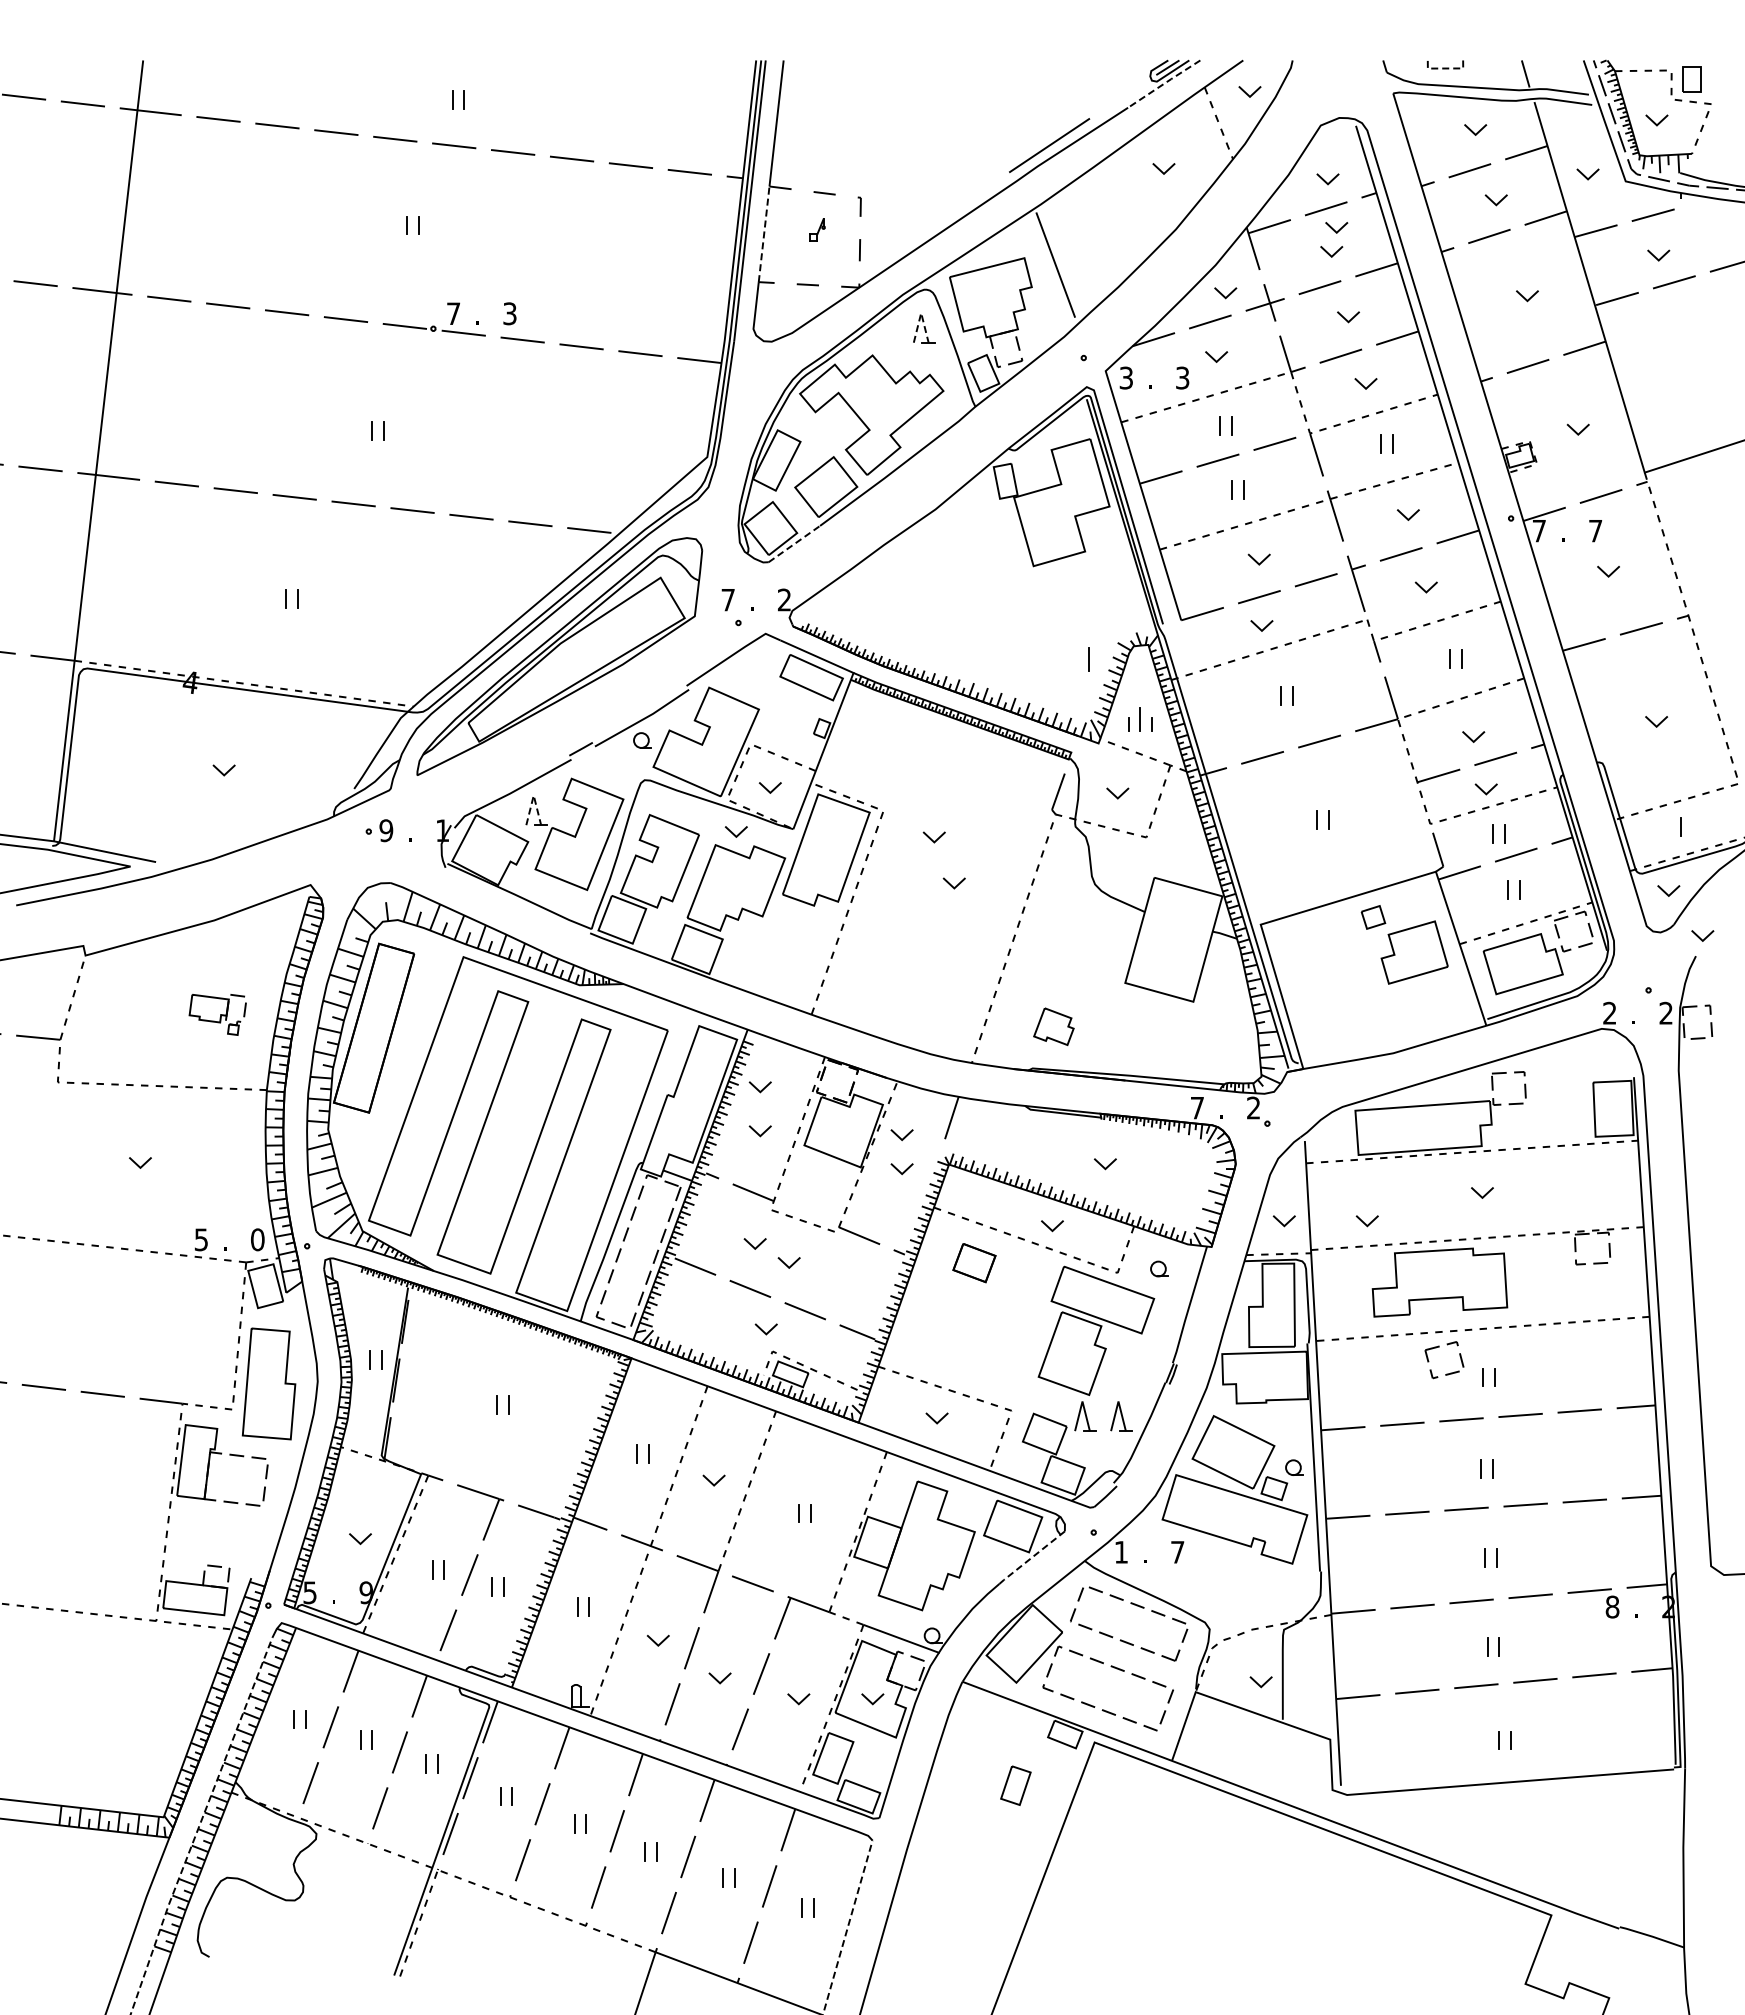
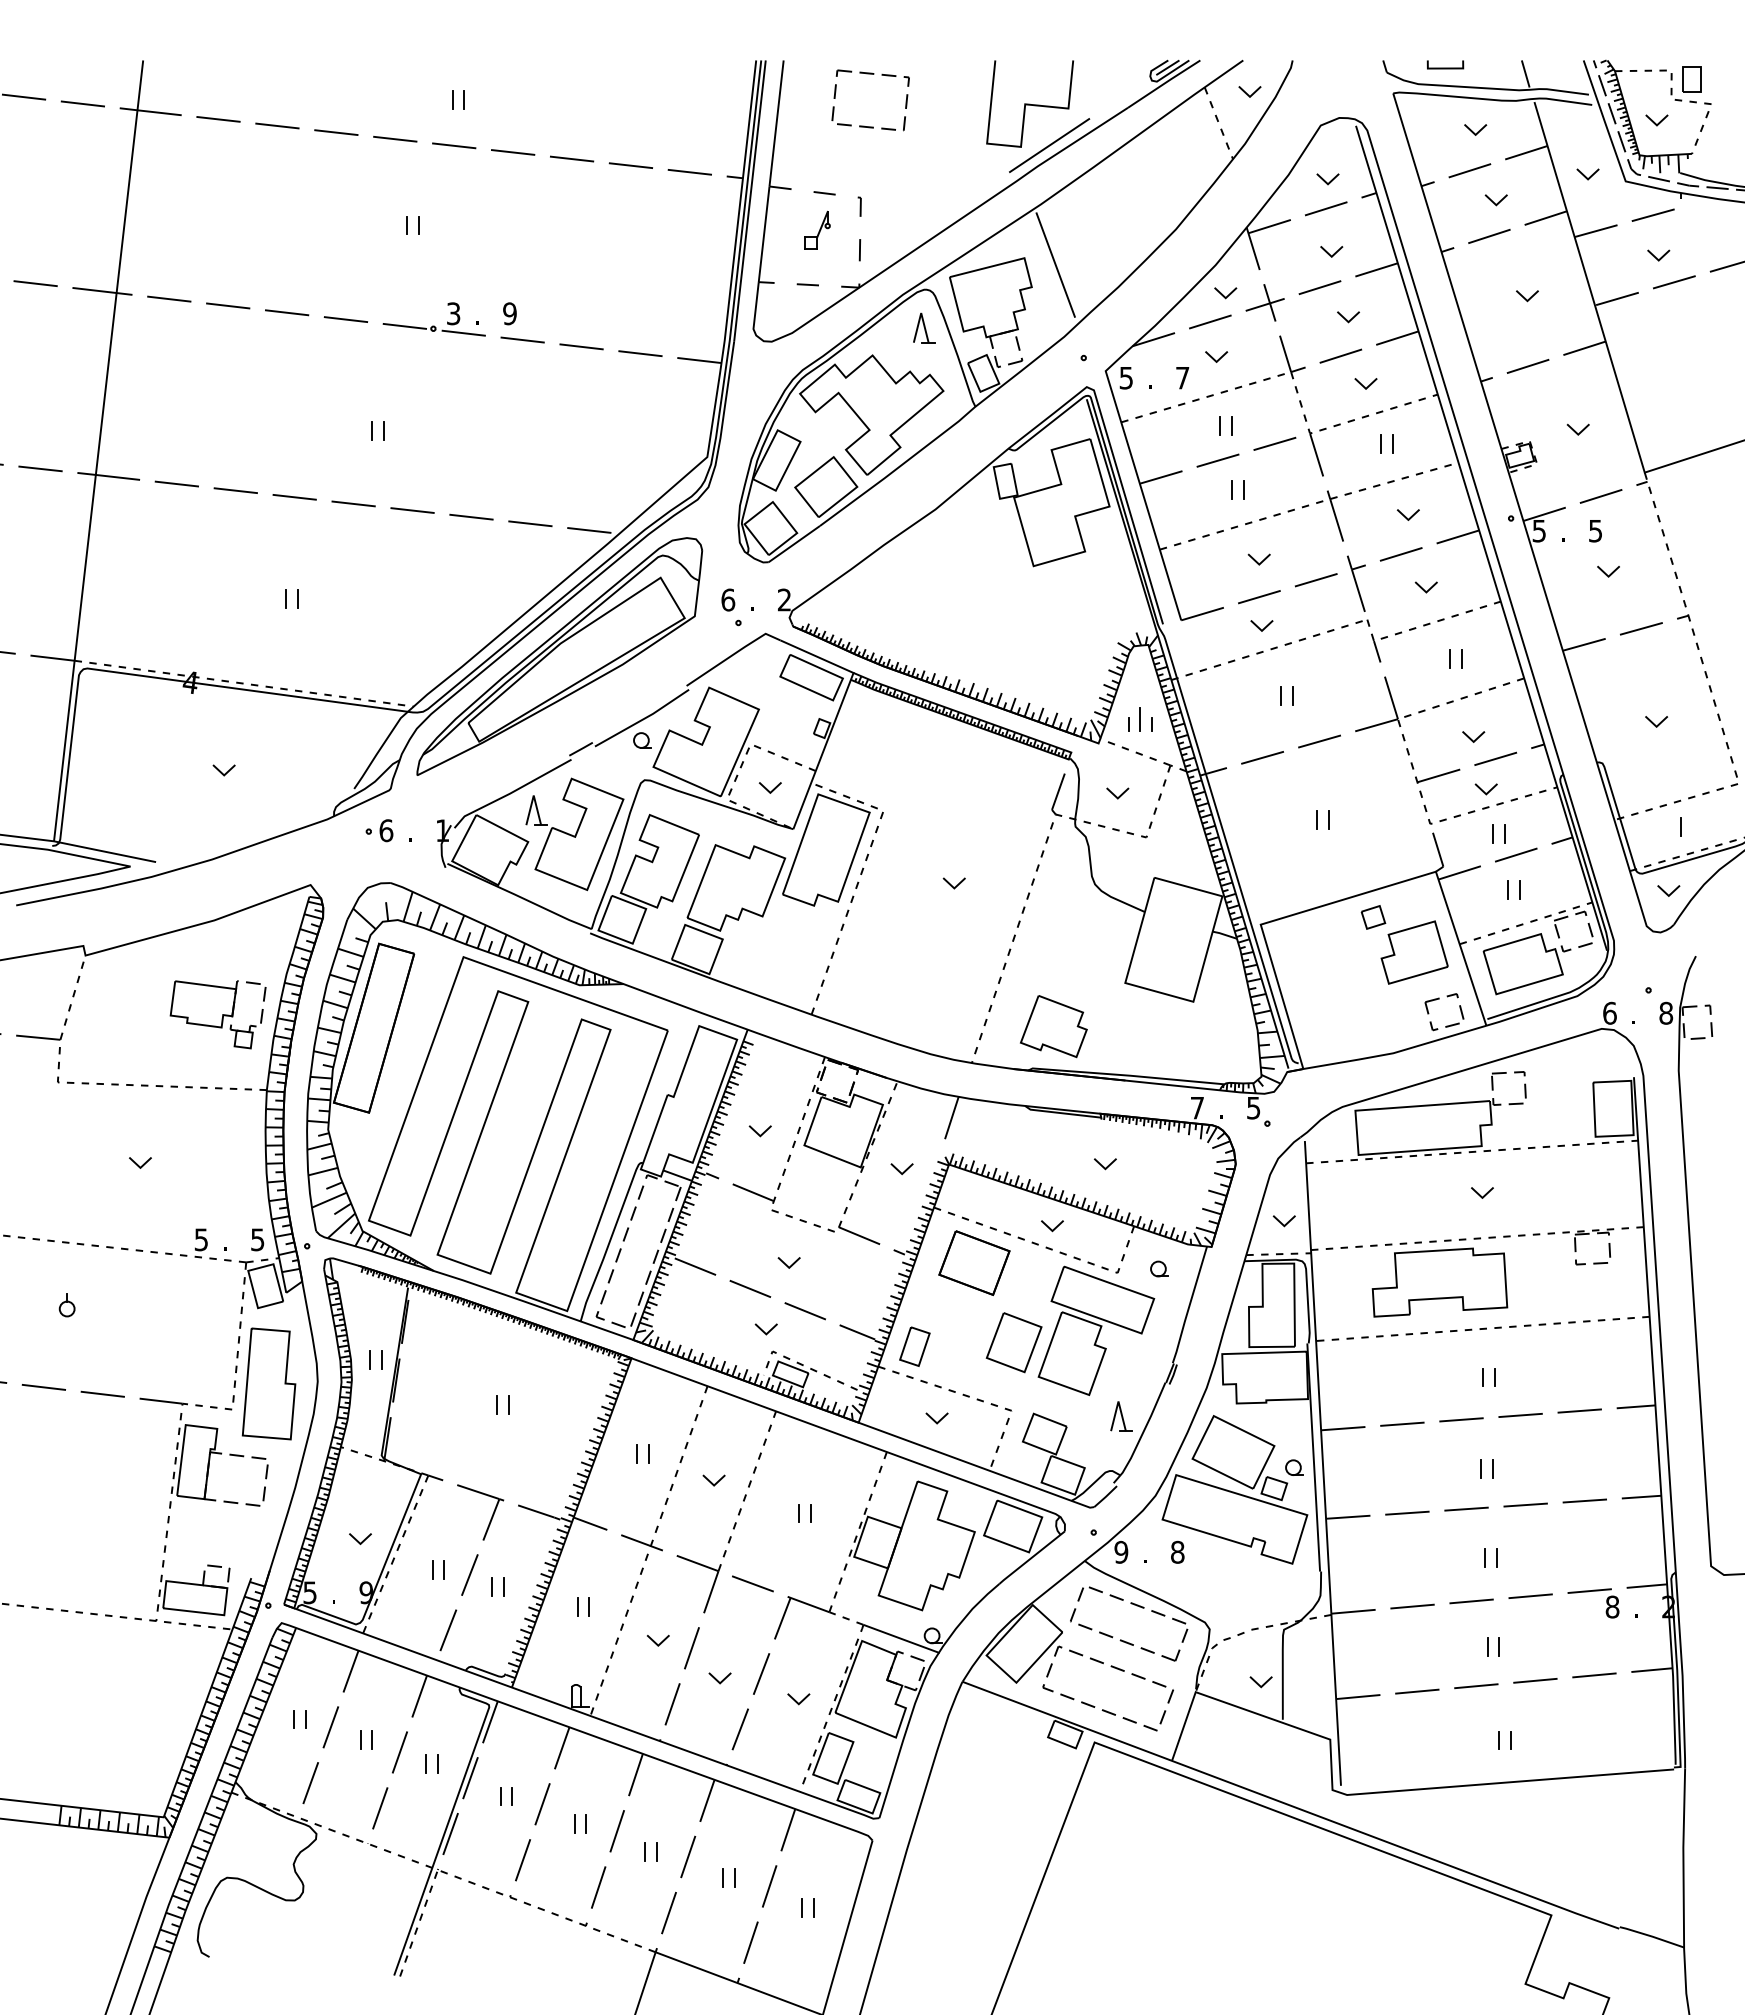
line: dashed -> solid (1445, 68)
line: dashed -> solid (1164, 83)
curve: none -> present (1029, 103)
part: none -> present (864, 125)
line: present -> none (1161, 170)
part size: 17x24 px -> 27x40 px (817, 229)
line: present -> none (1334, 229)
line: dashed -> solid (764, 233)
text: 7 -> 3 (453, 313)
text: 3 -> 9 (509, 313)
line: dashed -> solid (921, 313)
text: 3 -> 5 (1126, 377)
text: 3 -> 7 (1182, 377)
text: 7 -> 5 (1538, 531)
text: 7 -> 5 (1595, 531)
line: dashed -> solid (794, 543)
text: 7 -> 6 (728, 599)
line: present -> none (1088, 659)
line: dashed -> solid (533, 795)
text: 9 -> 6 (386, 830)
line: present -> none (733, 832)
line: present -> none (931, 838)
line: present -> none (1700, 937)
text: 2 -> 6 (1609, 1012)
text: 2 -> 8 (1666, 1013)
part size: 59x42 px -> 98x70 px (217, 1014)
part size: 42x39 px -> 68x64 px (1053, 1026)
line: present -> none (757, 1088)
text: 2 -> 5 (1253, 1107)
line: present -> none (899, 1136)
line: present -> none (1364, 1222)
text: 0 -> 5 (257, 1239)
line: present -> none (753, 1245)
part size: 45x41 px -> 73x66 px (974, 1262)
part: none -> present (66, 1305)
part: none -> present (1013, 1342)
part position: (1446, 1373) -> (1446, 1025) (1446, 1025)
part: present -> none (1085, 1416)
text: 1 -> 9 (1121, 1551)
text: 7 -> 8 (1177, 1551)
line: dashed -> solid (1031, 1558)
line: present -> none (870, 1700)
part position: (1015, 1785) -> (914, 1346) (914, 1346)
line: dashed -> solid (199, 1825)
line: dashed -> solid (847, 1927)
